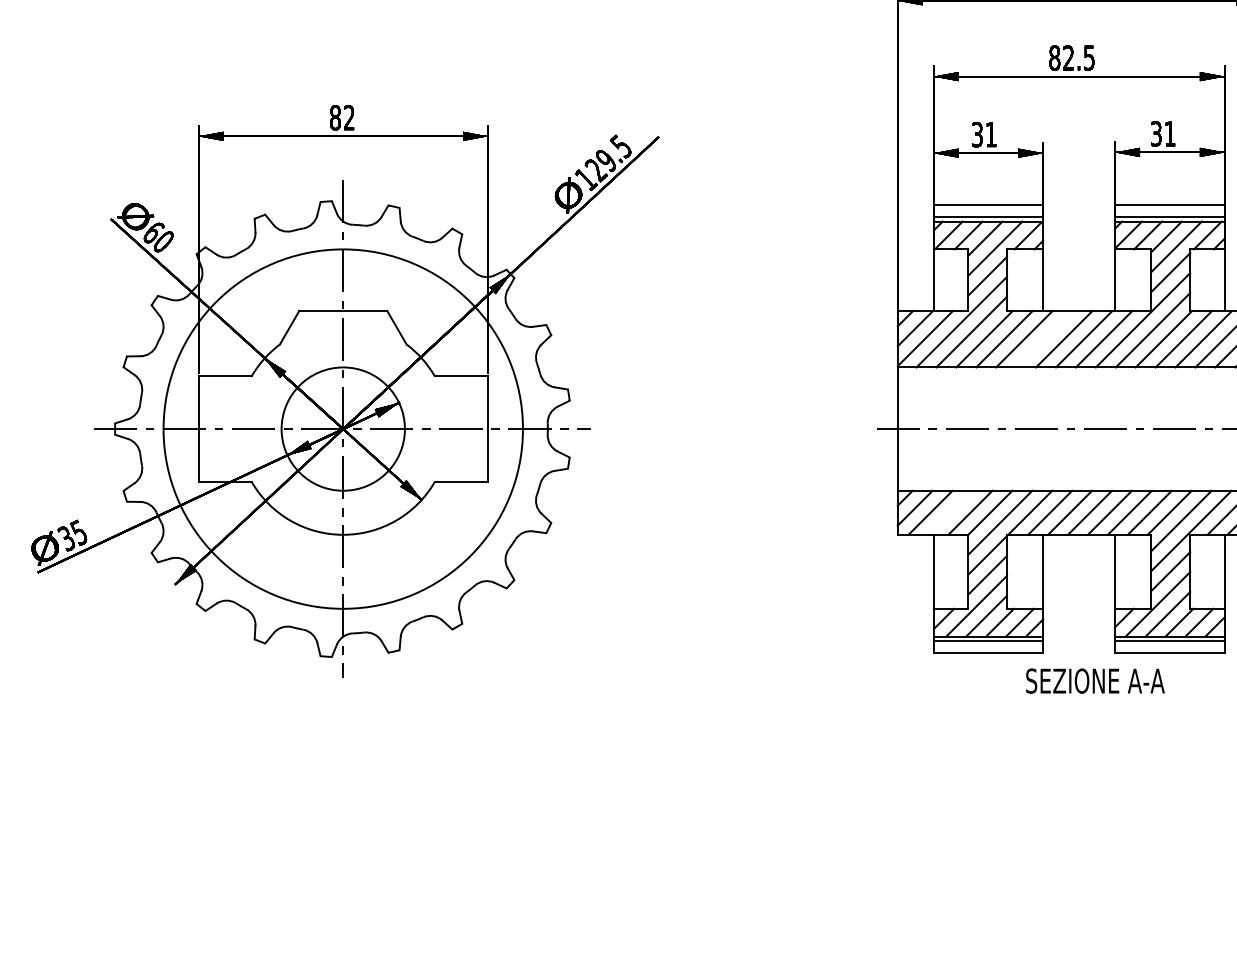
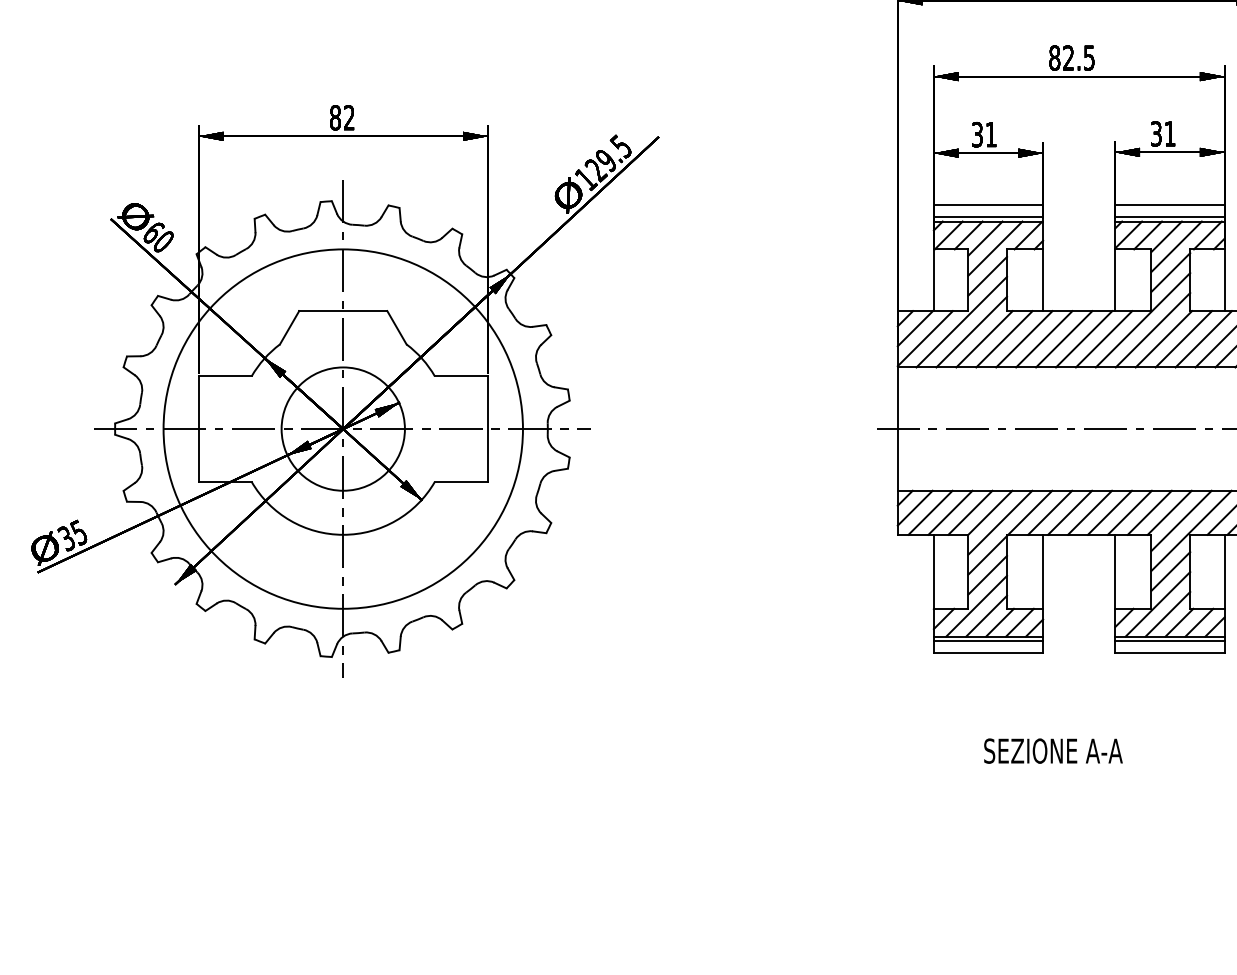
line: none -> present (1044, 339)
line: none -> present (950, 512)
text position: (1095, 680) -> (1053, 750) (1053, 750)
